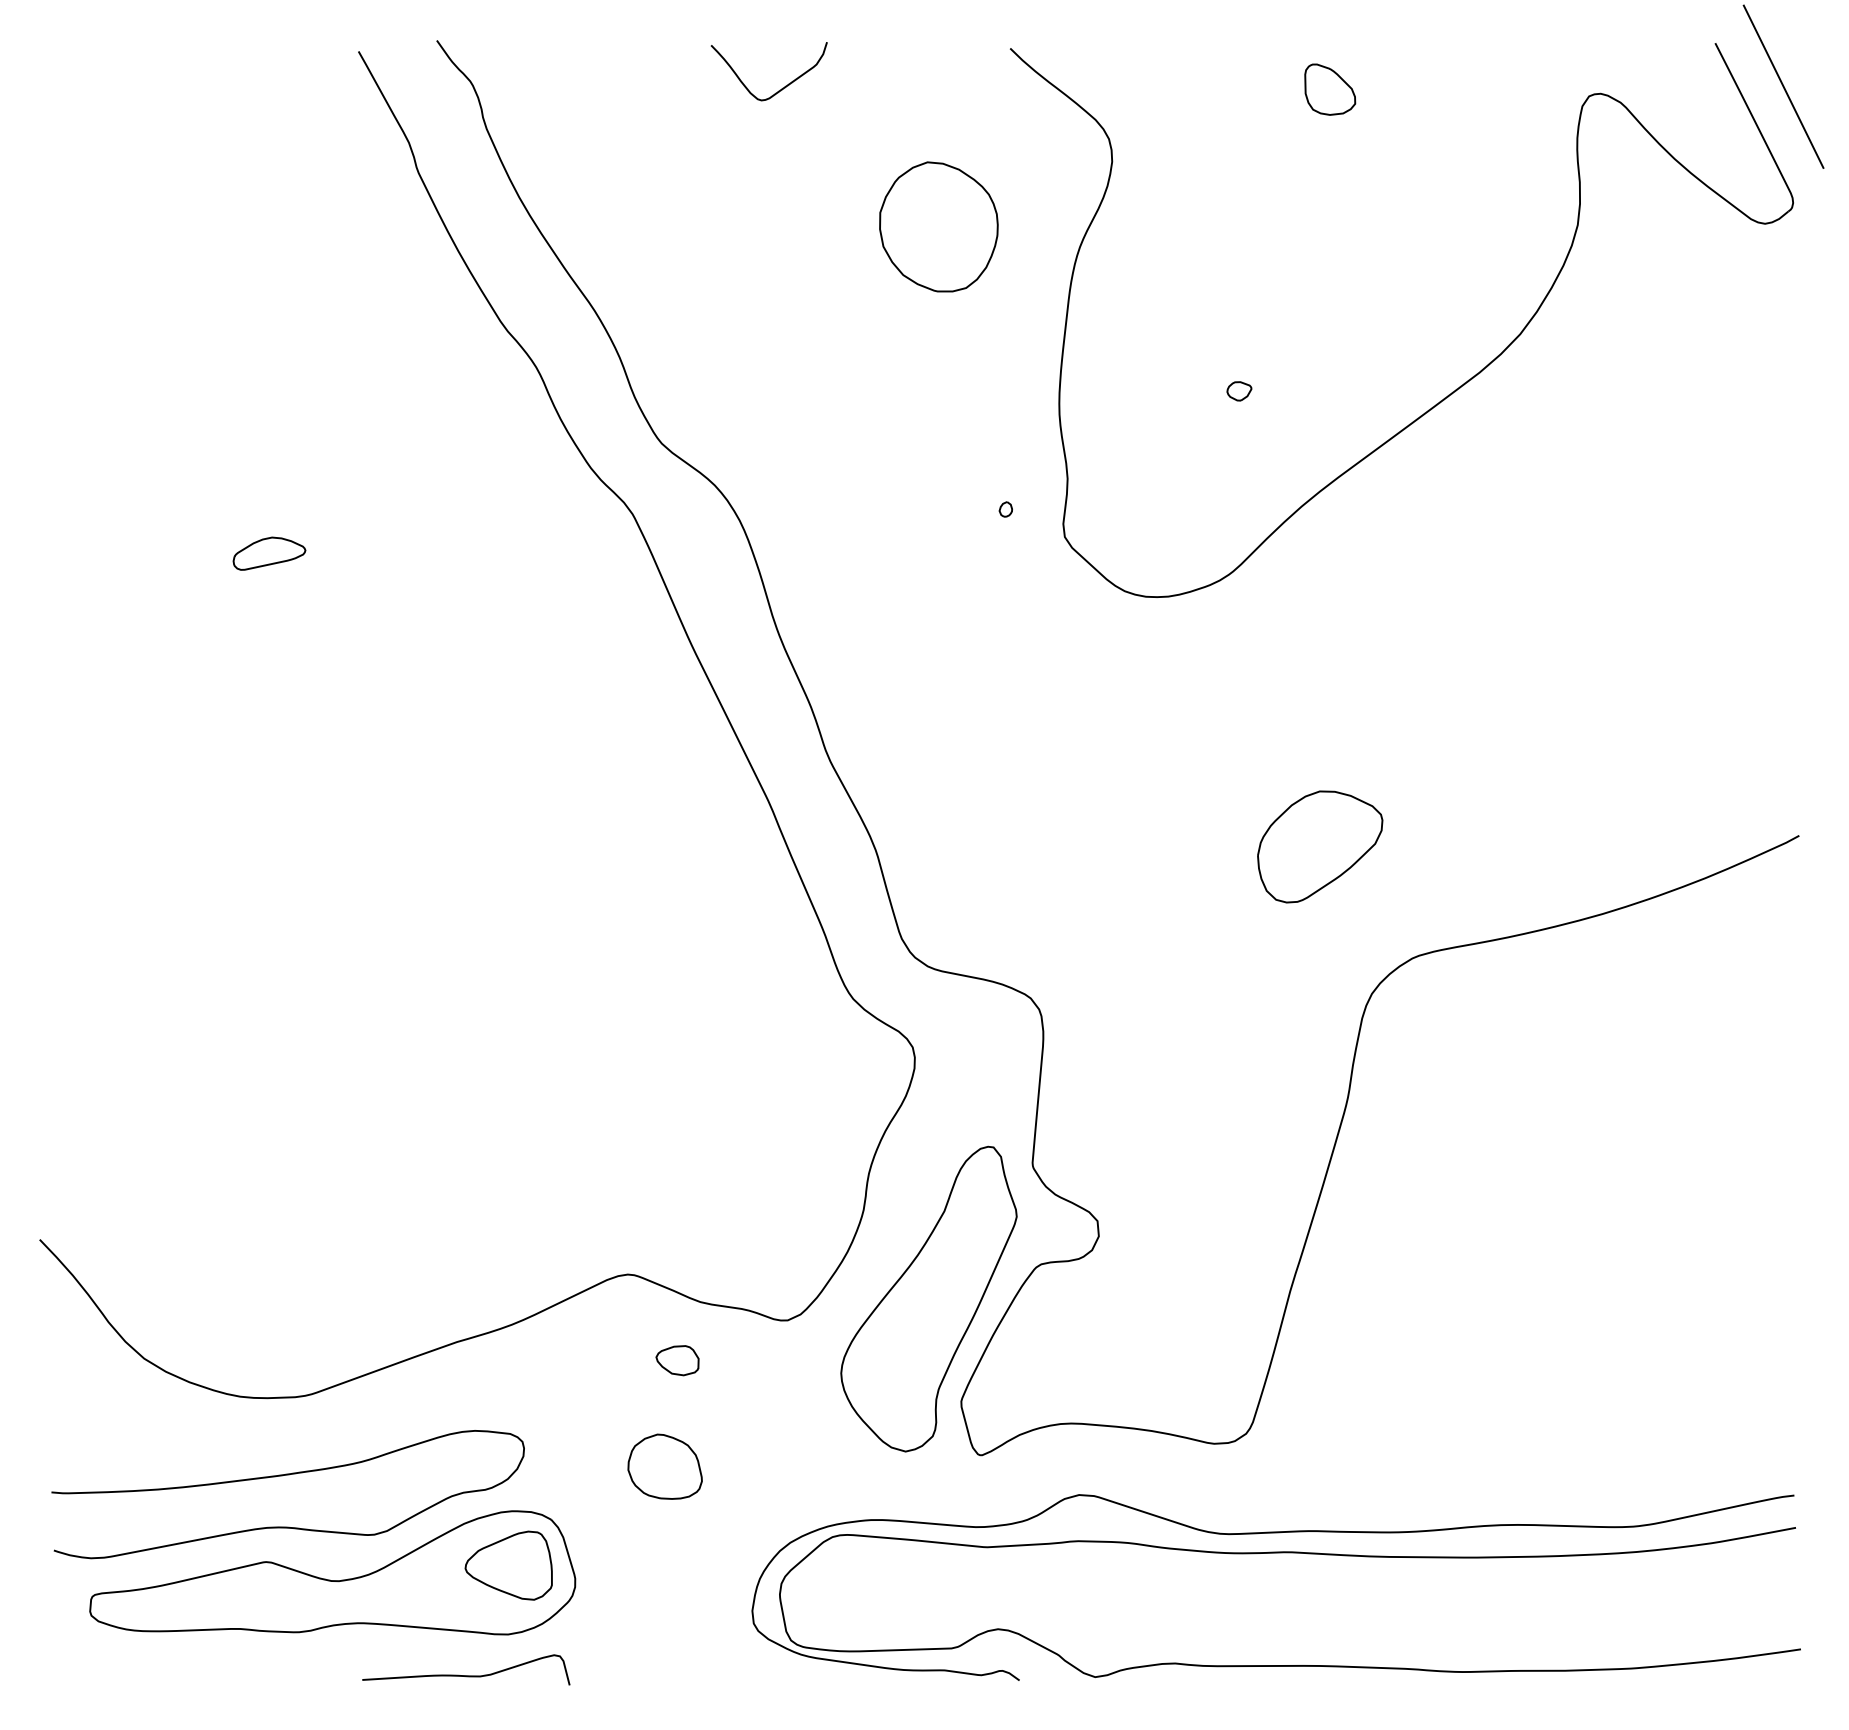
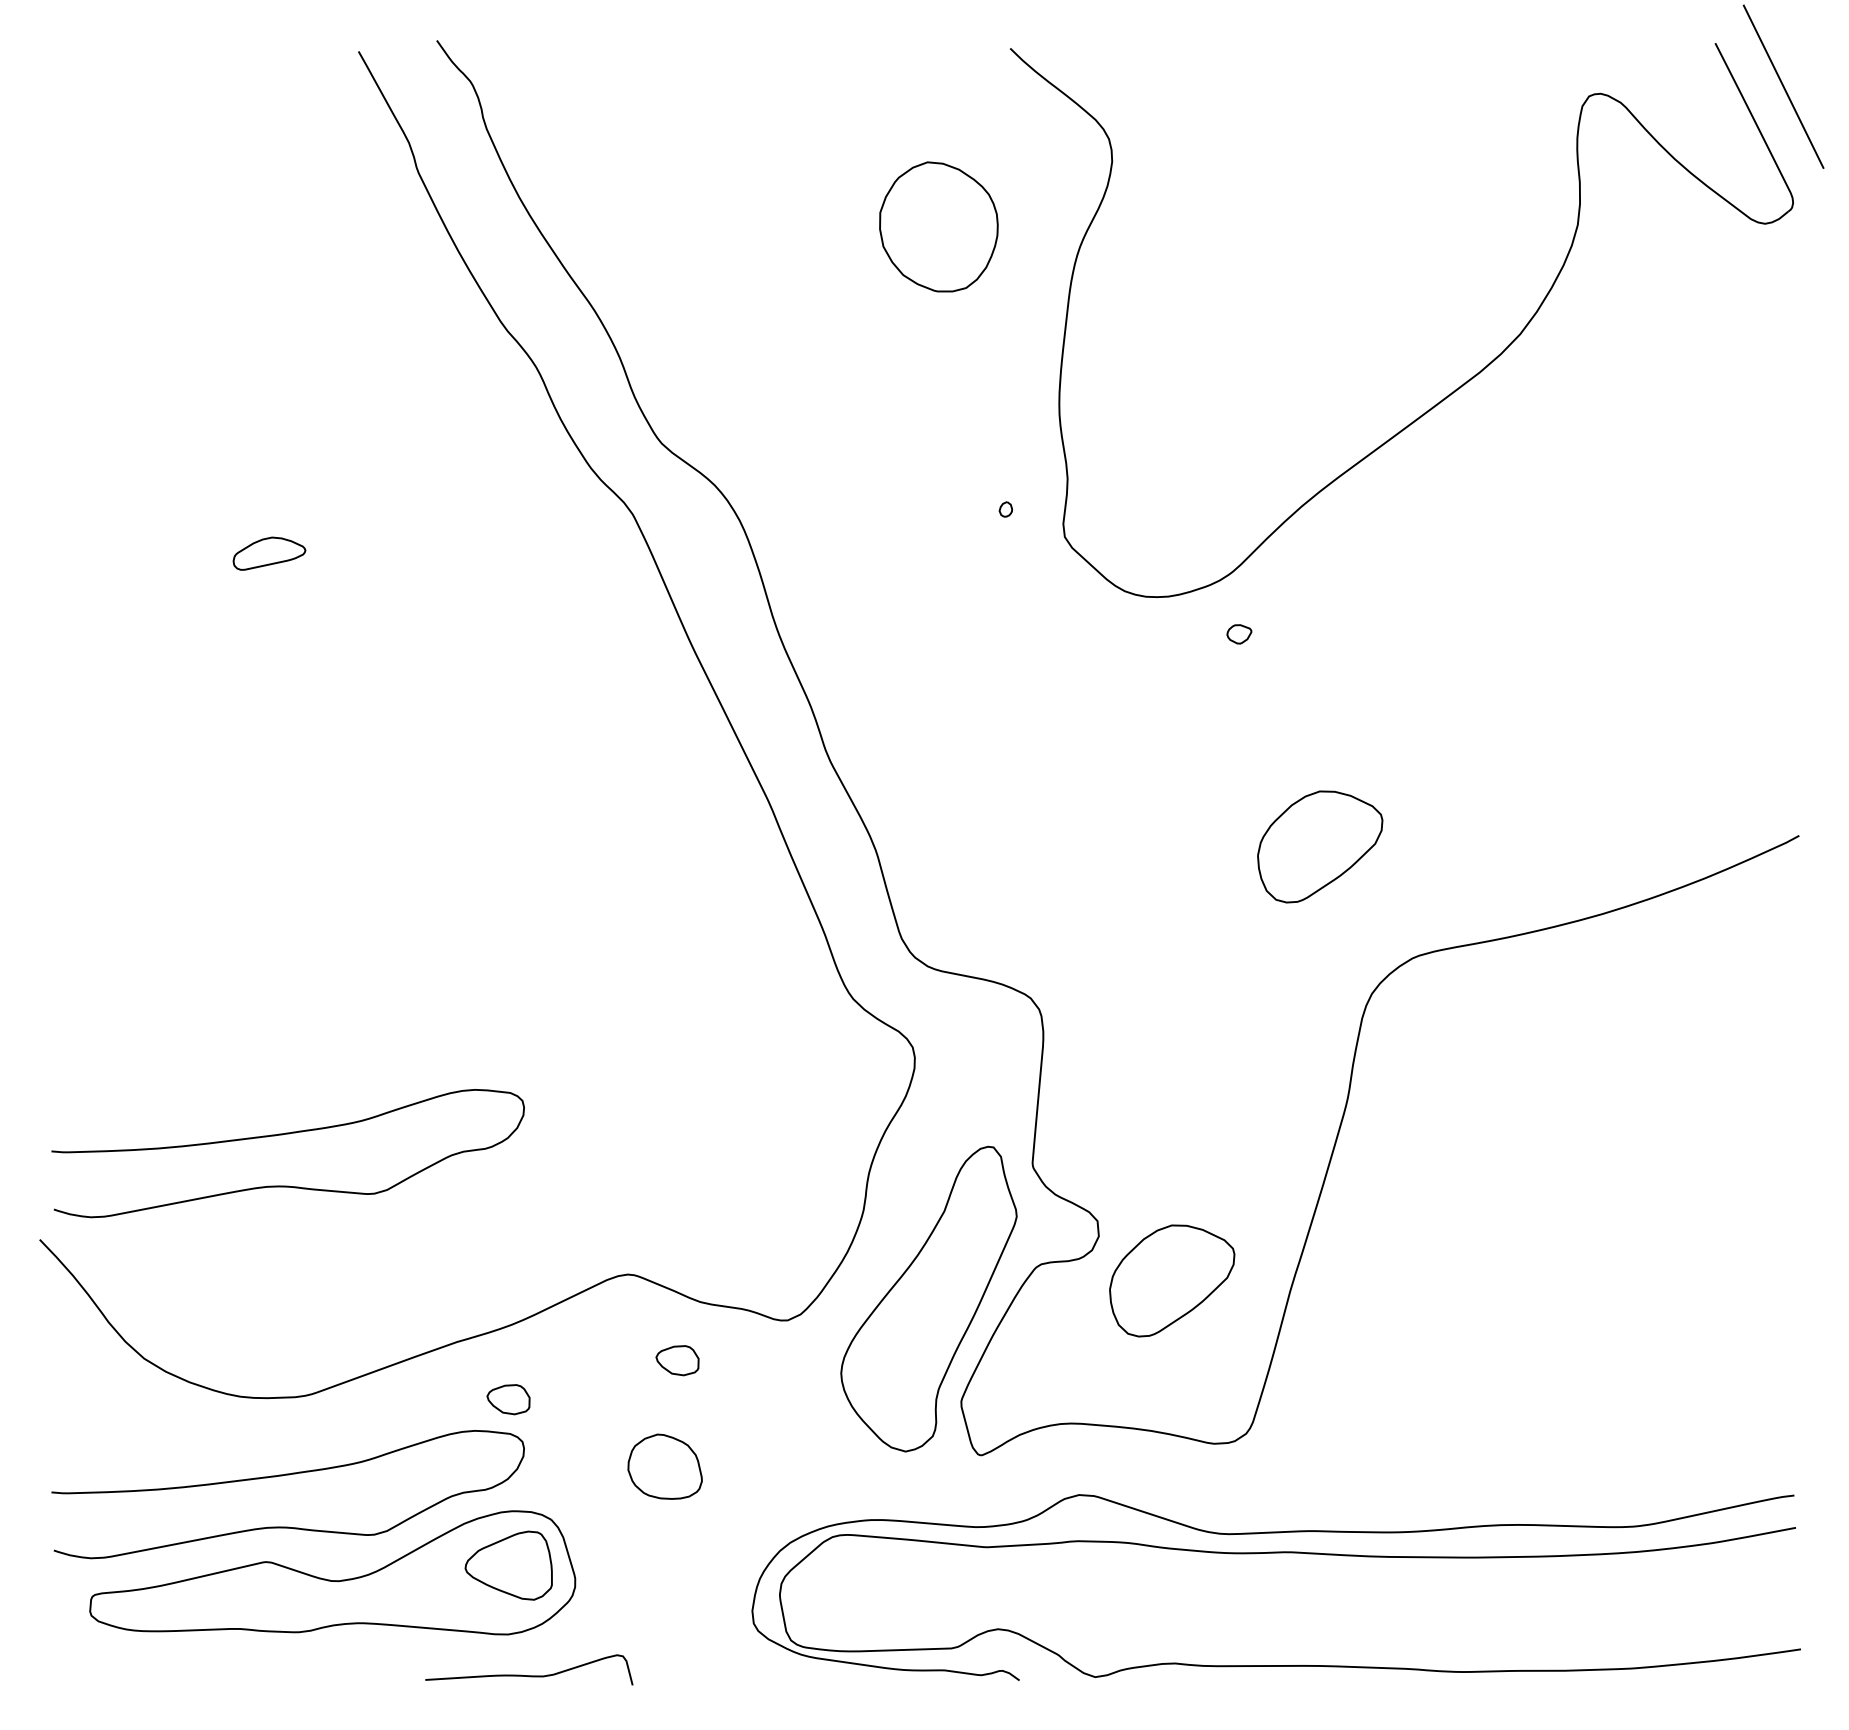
curve: present -> none (781, 88)
part: present -> none (1330, 89)
part position: (1239, 391) -> (1239, 634) (1239, 634)
curve: none -> present (282, 1135)
part: none -> present (1172, 1280)
part: none -> present (508, 1399)
curve position: (466, 1675) -> (529, 1675) (529, 1675)
